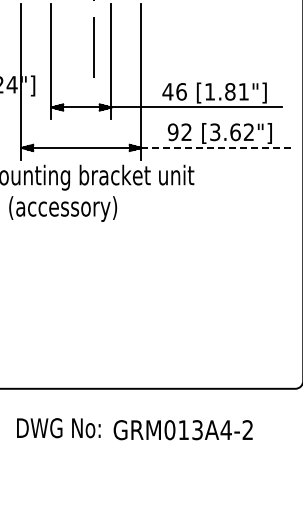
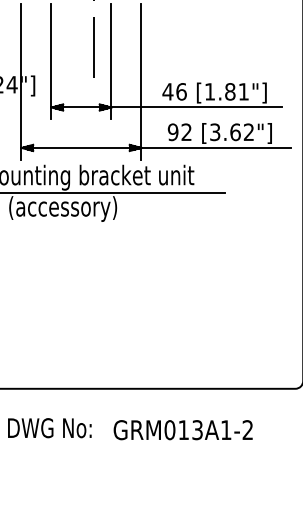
line: dashed -> solid (215, 147)
line: none -> present (113, 193)
text position: (58, 428) -> (49, 428) (49, 428)
text: GRM013A4-2 -> GRM013A1-2 (225, 429)
